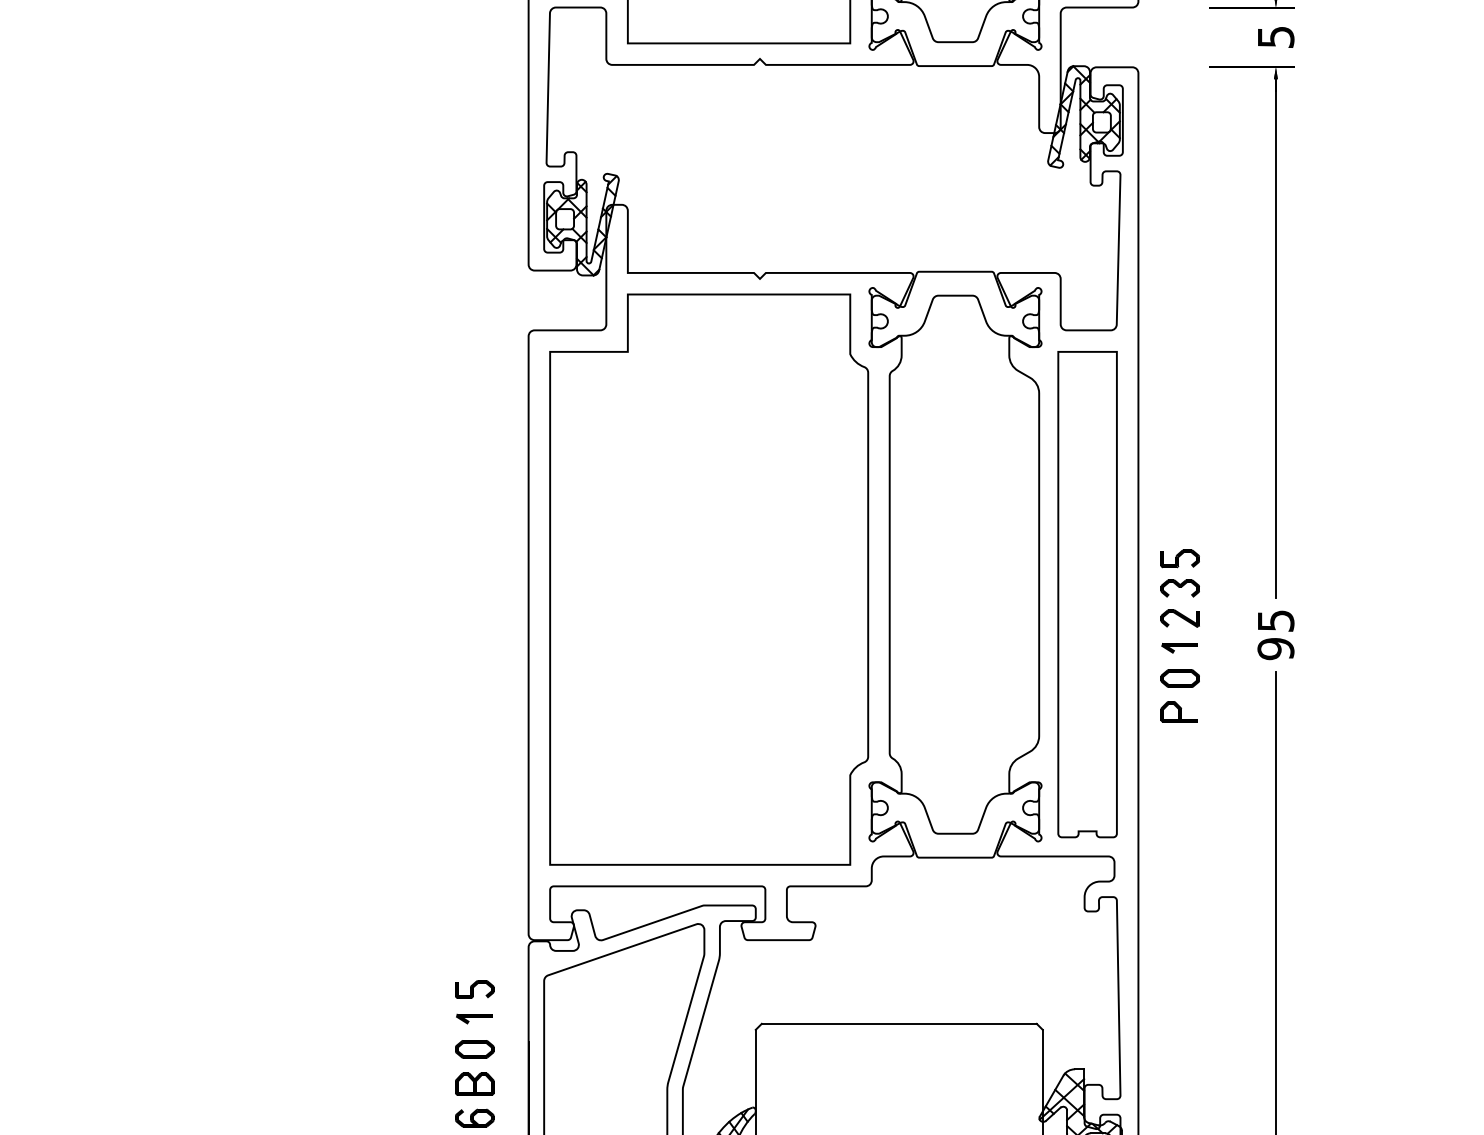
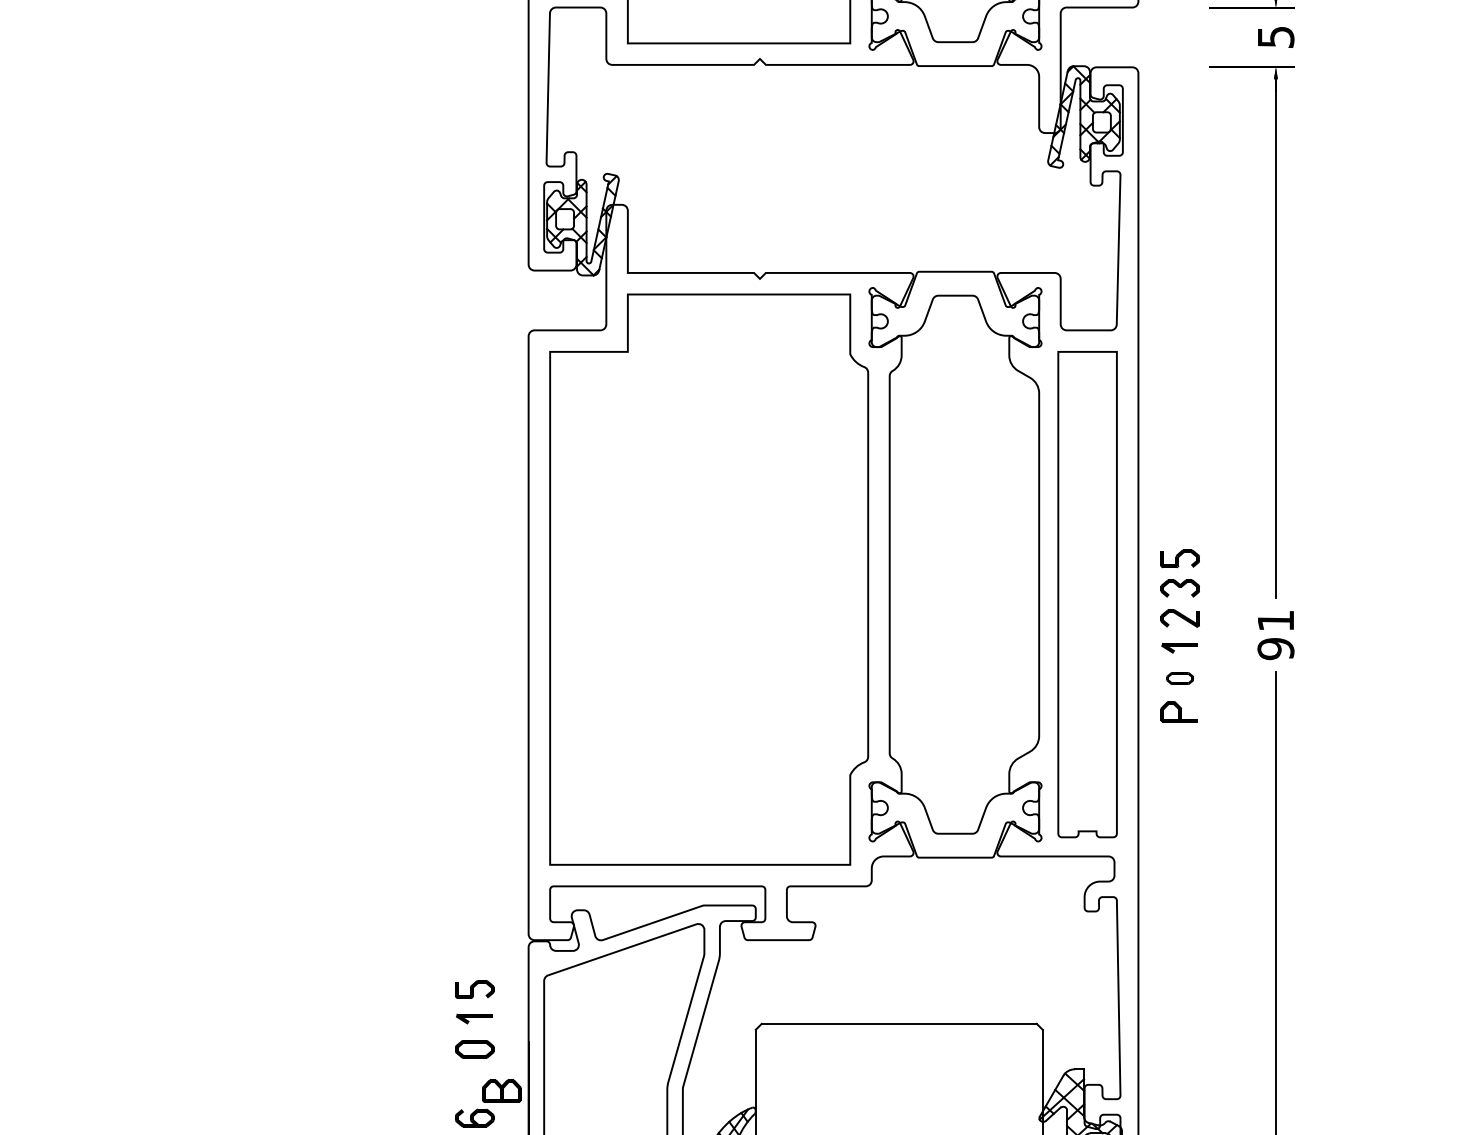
text: 95 -> 91 (1276, 620)
part size: 40x19 px -> 28x13 px (1179, 678)
part position: (474, 1083) -> (501, 1090) (501, 1090)
